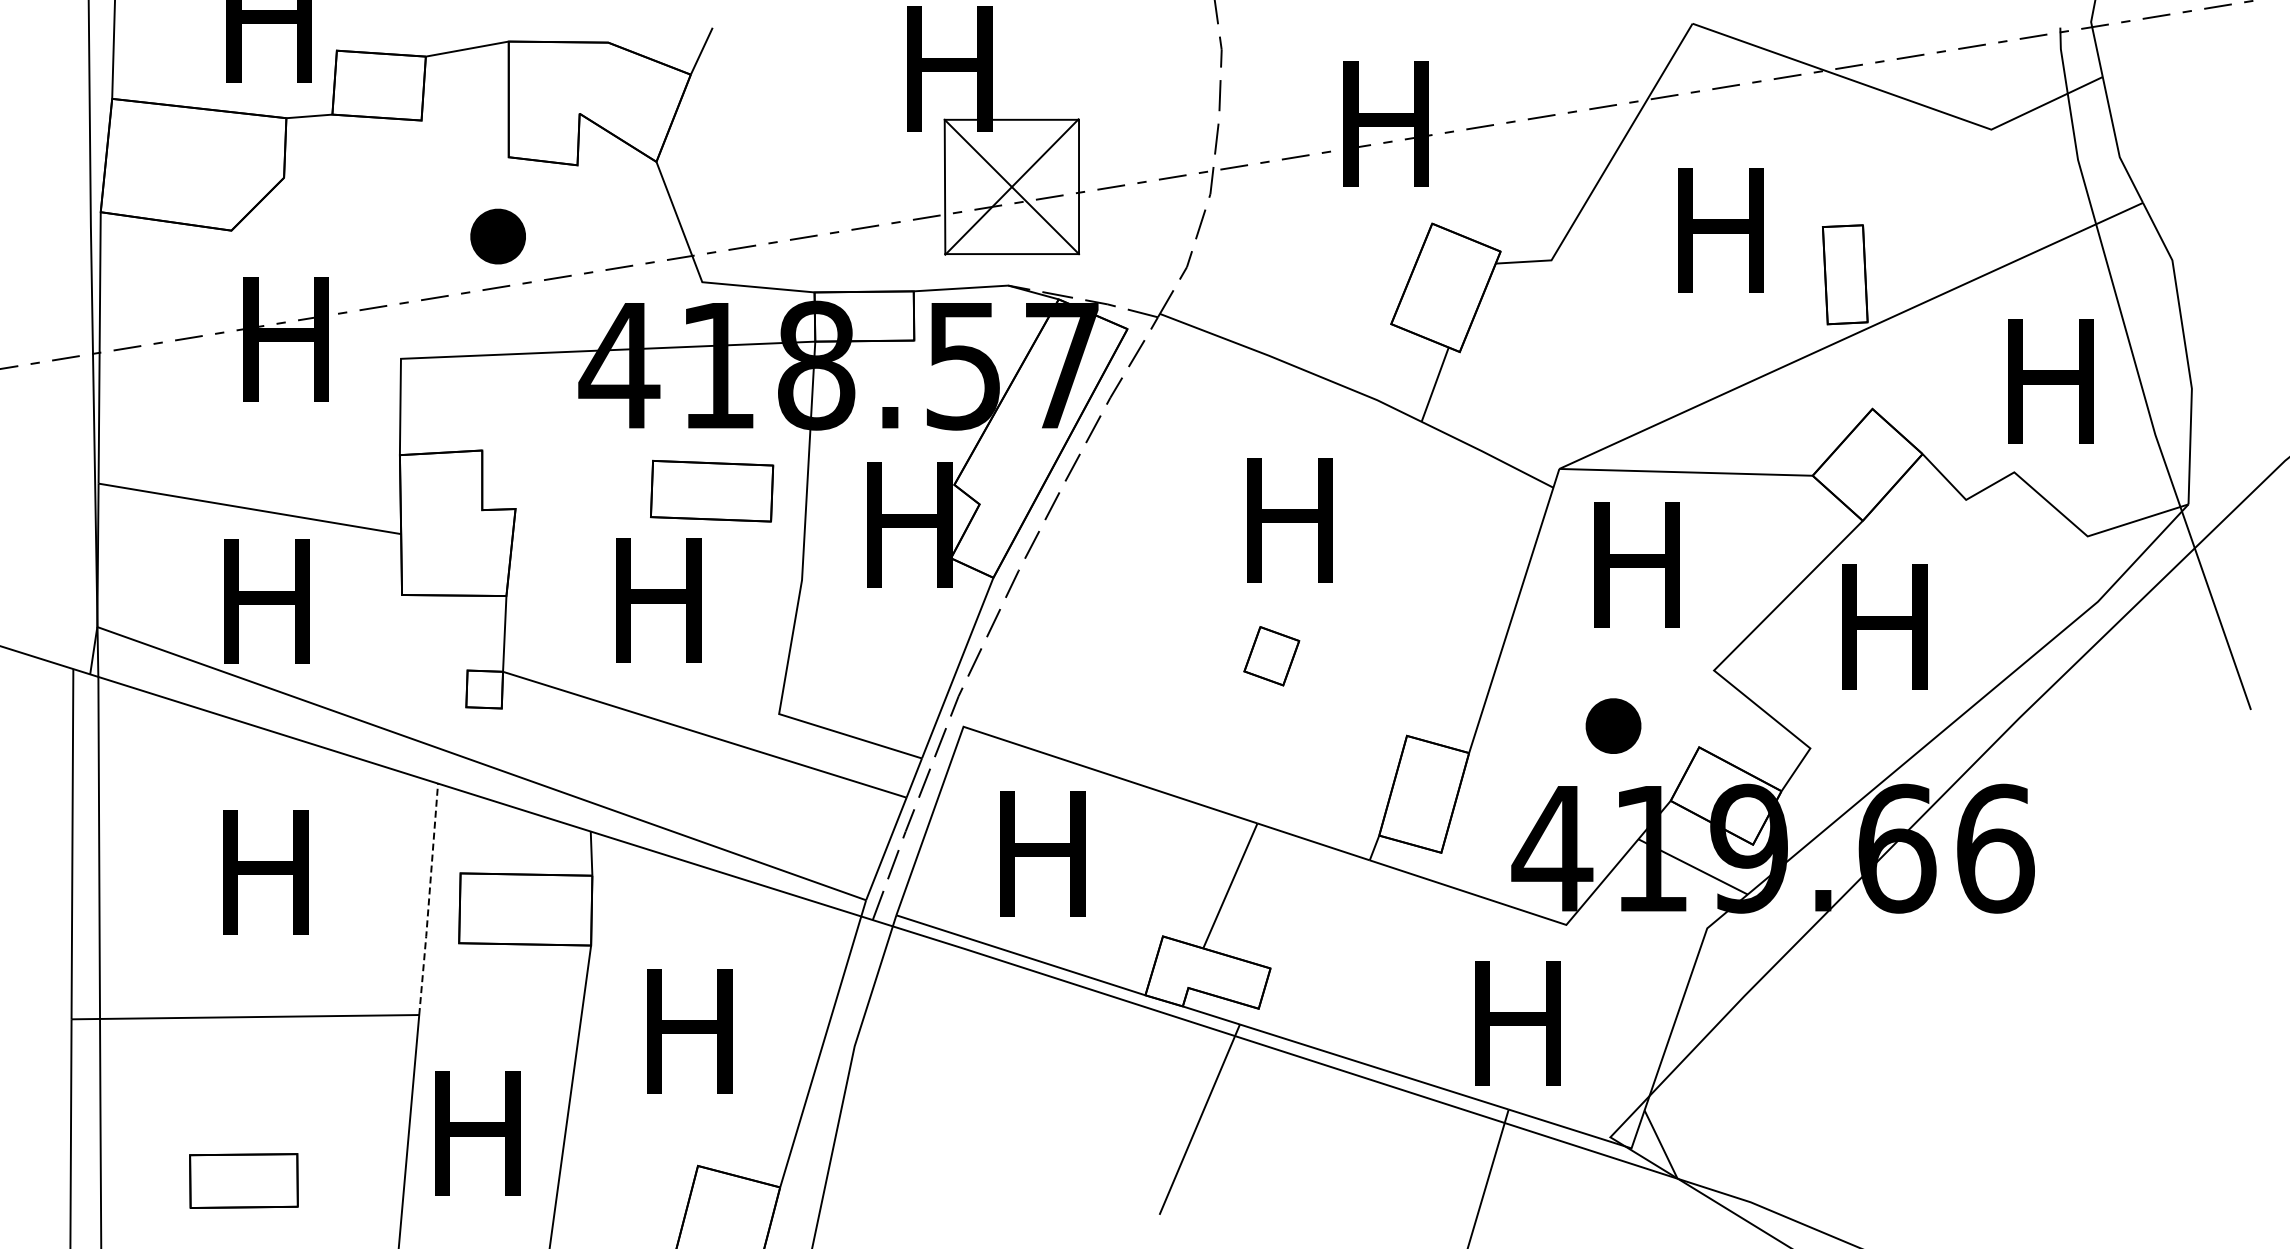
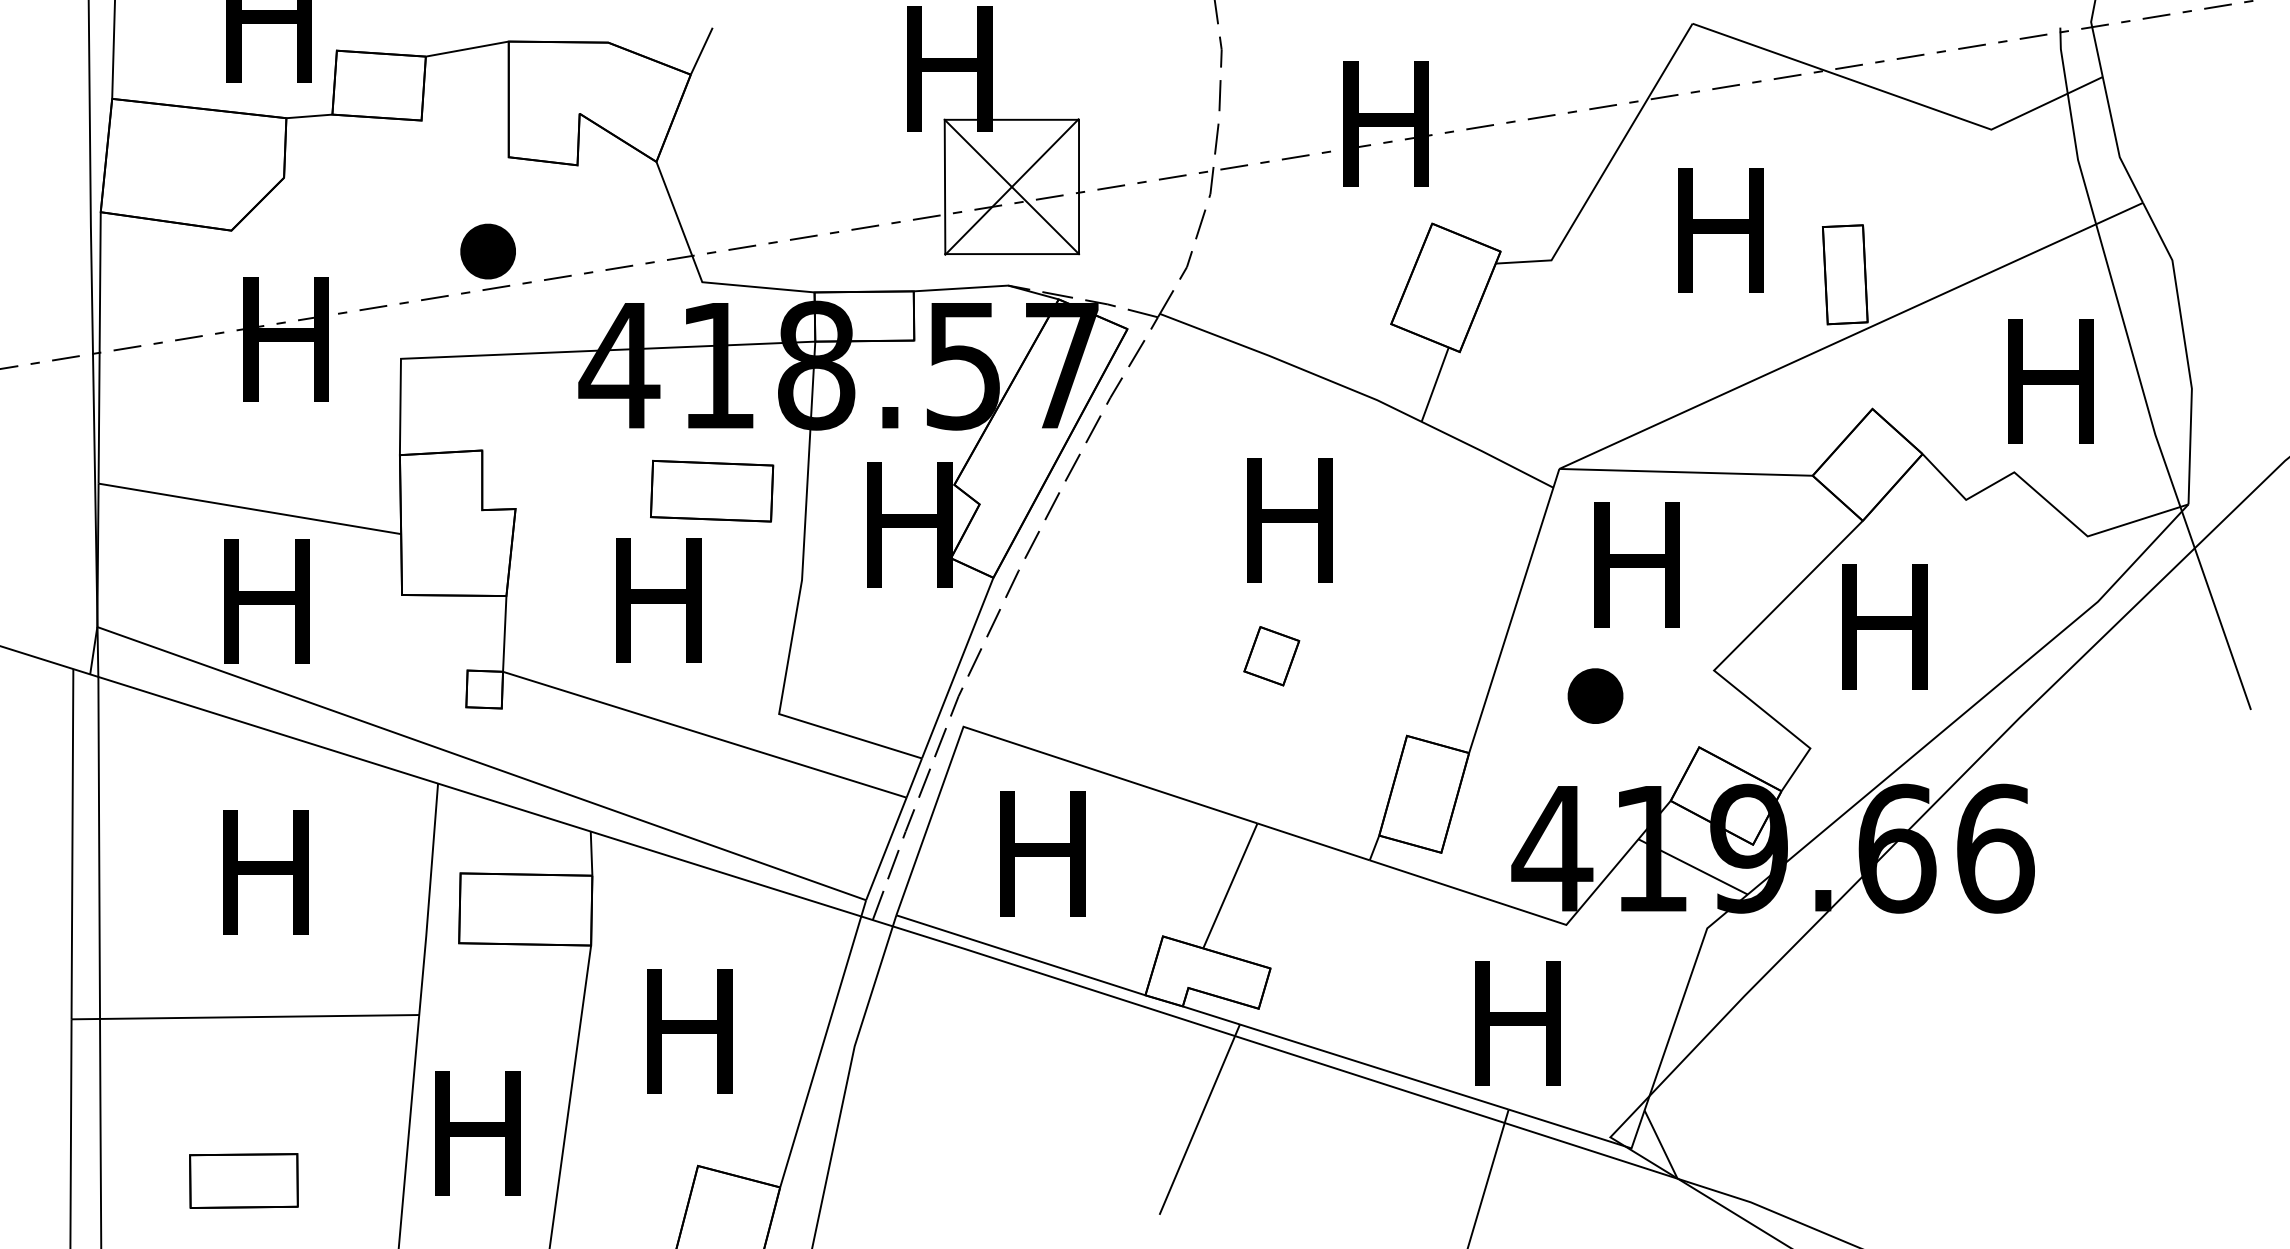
part position: (497, 236) -> (487, 251) (487, 251)
part position: (1613, 725) -> (1595, 695) (1595, 695)
line: dashed -> solid (429, 899)
